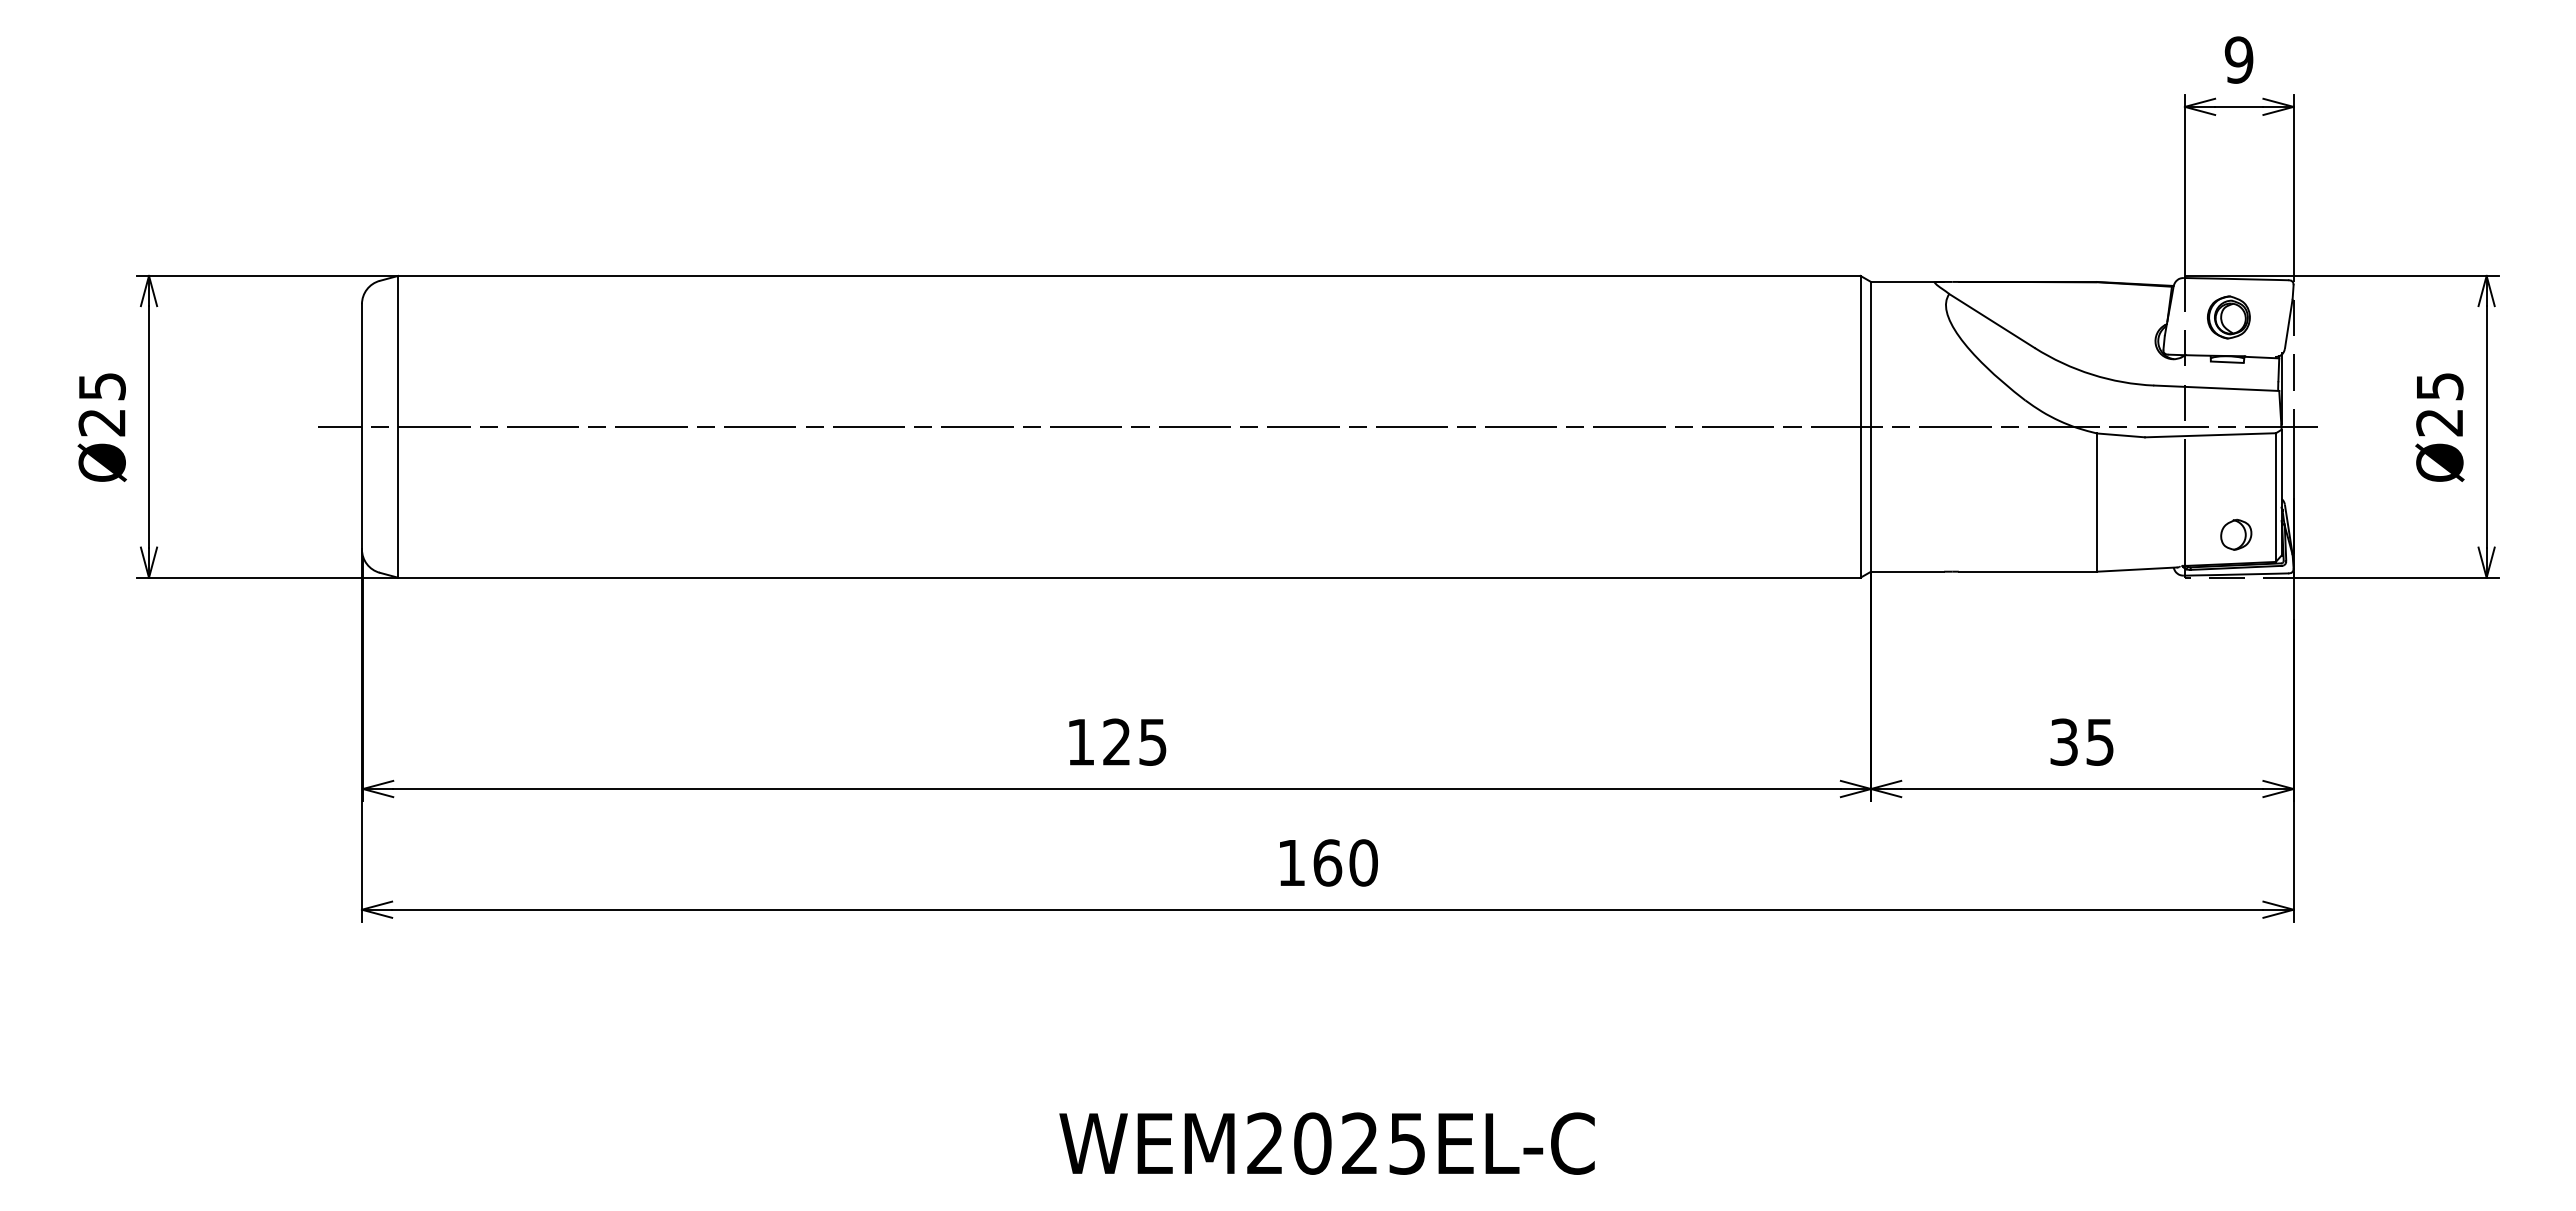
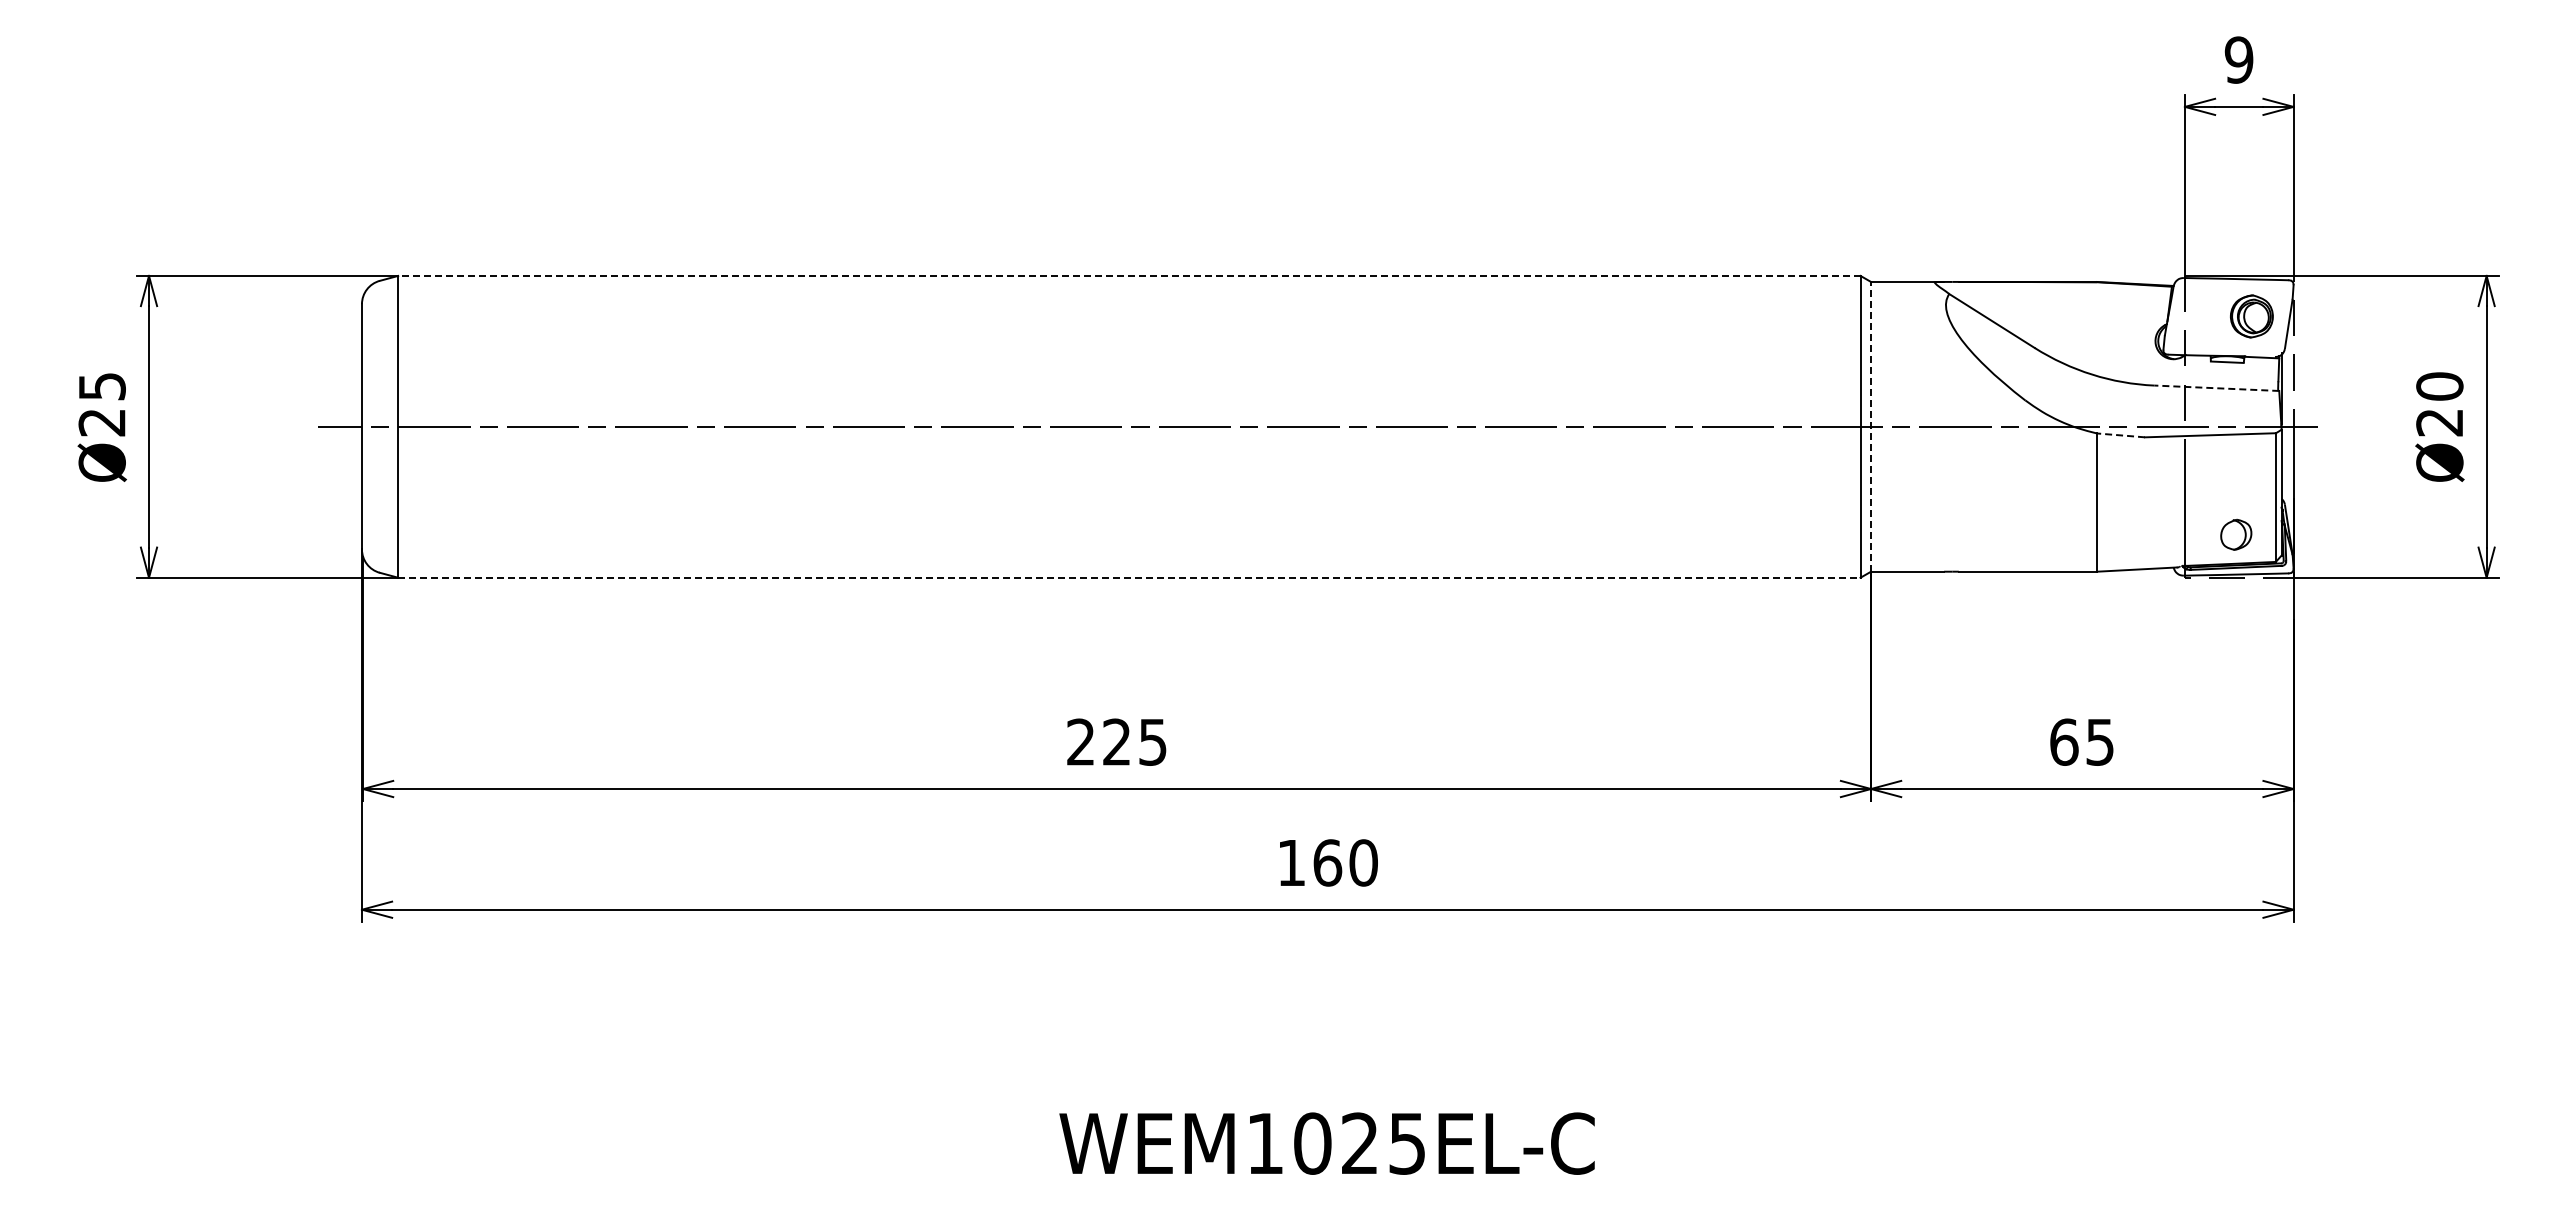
line: solid -> dashed (1128, 275)
part position: (2228, 317) -> (2251, 316) (2251, 316)
text: Ø25 -> Ø20 (2439, 386)
line: solid -> dashed (2216, 388)
line: solid -> dashed (1871, 426)
line: solid -> dashed (2120, 435)
line: solid -> dashed (1129, 577)
text: 125 -> 225 (1080, 741)
text: 35 -> 65 (2064, 741)
text: WEM2025EL-C -> WEM1025EL-C (1264, 1142)
